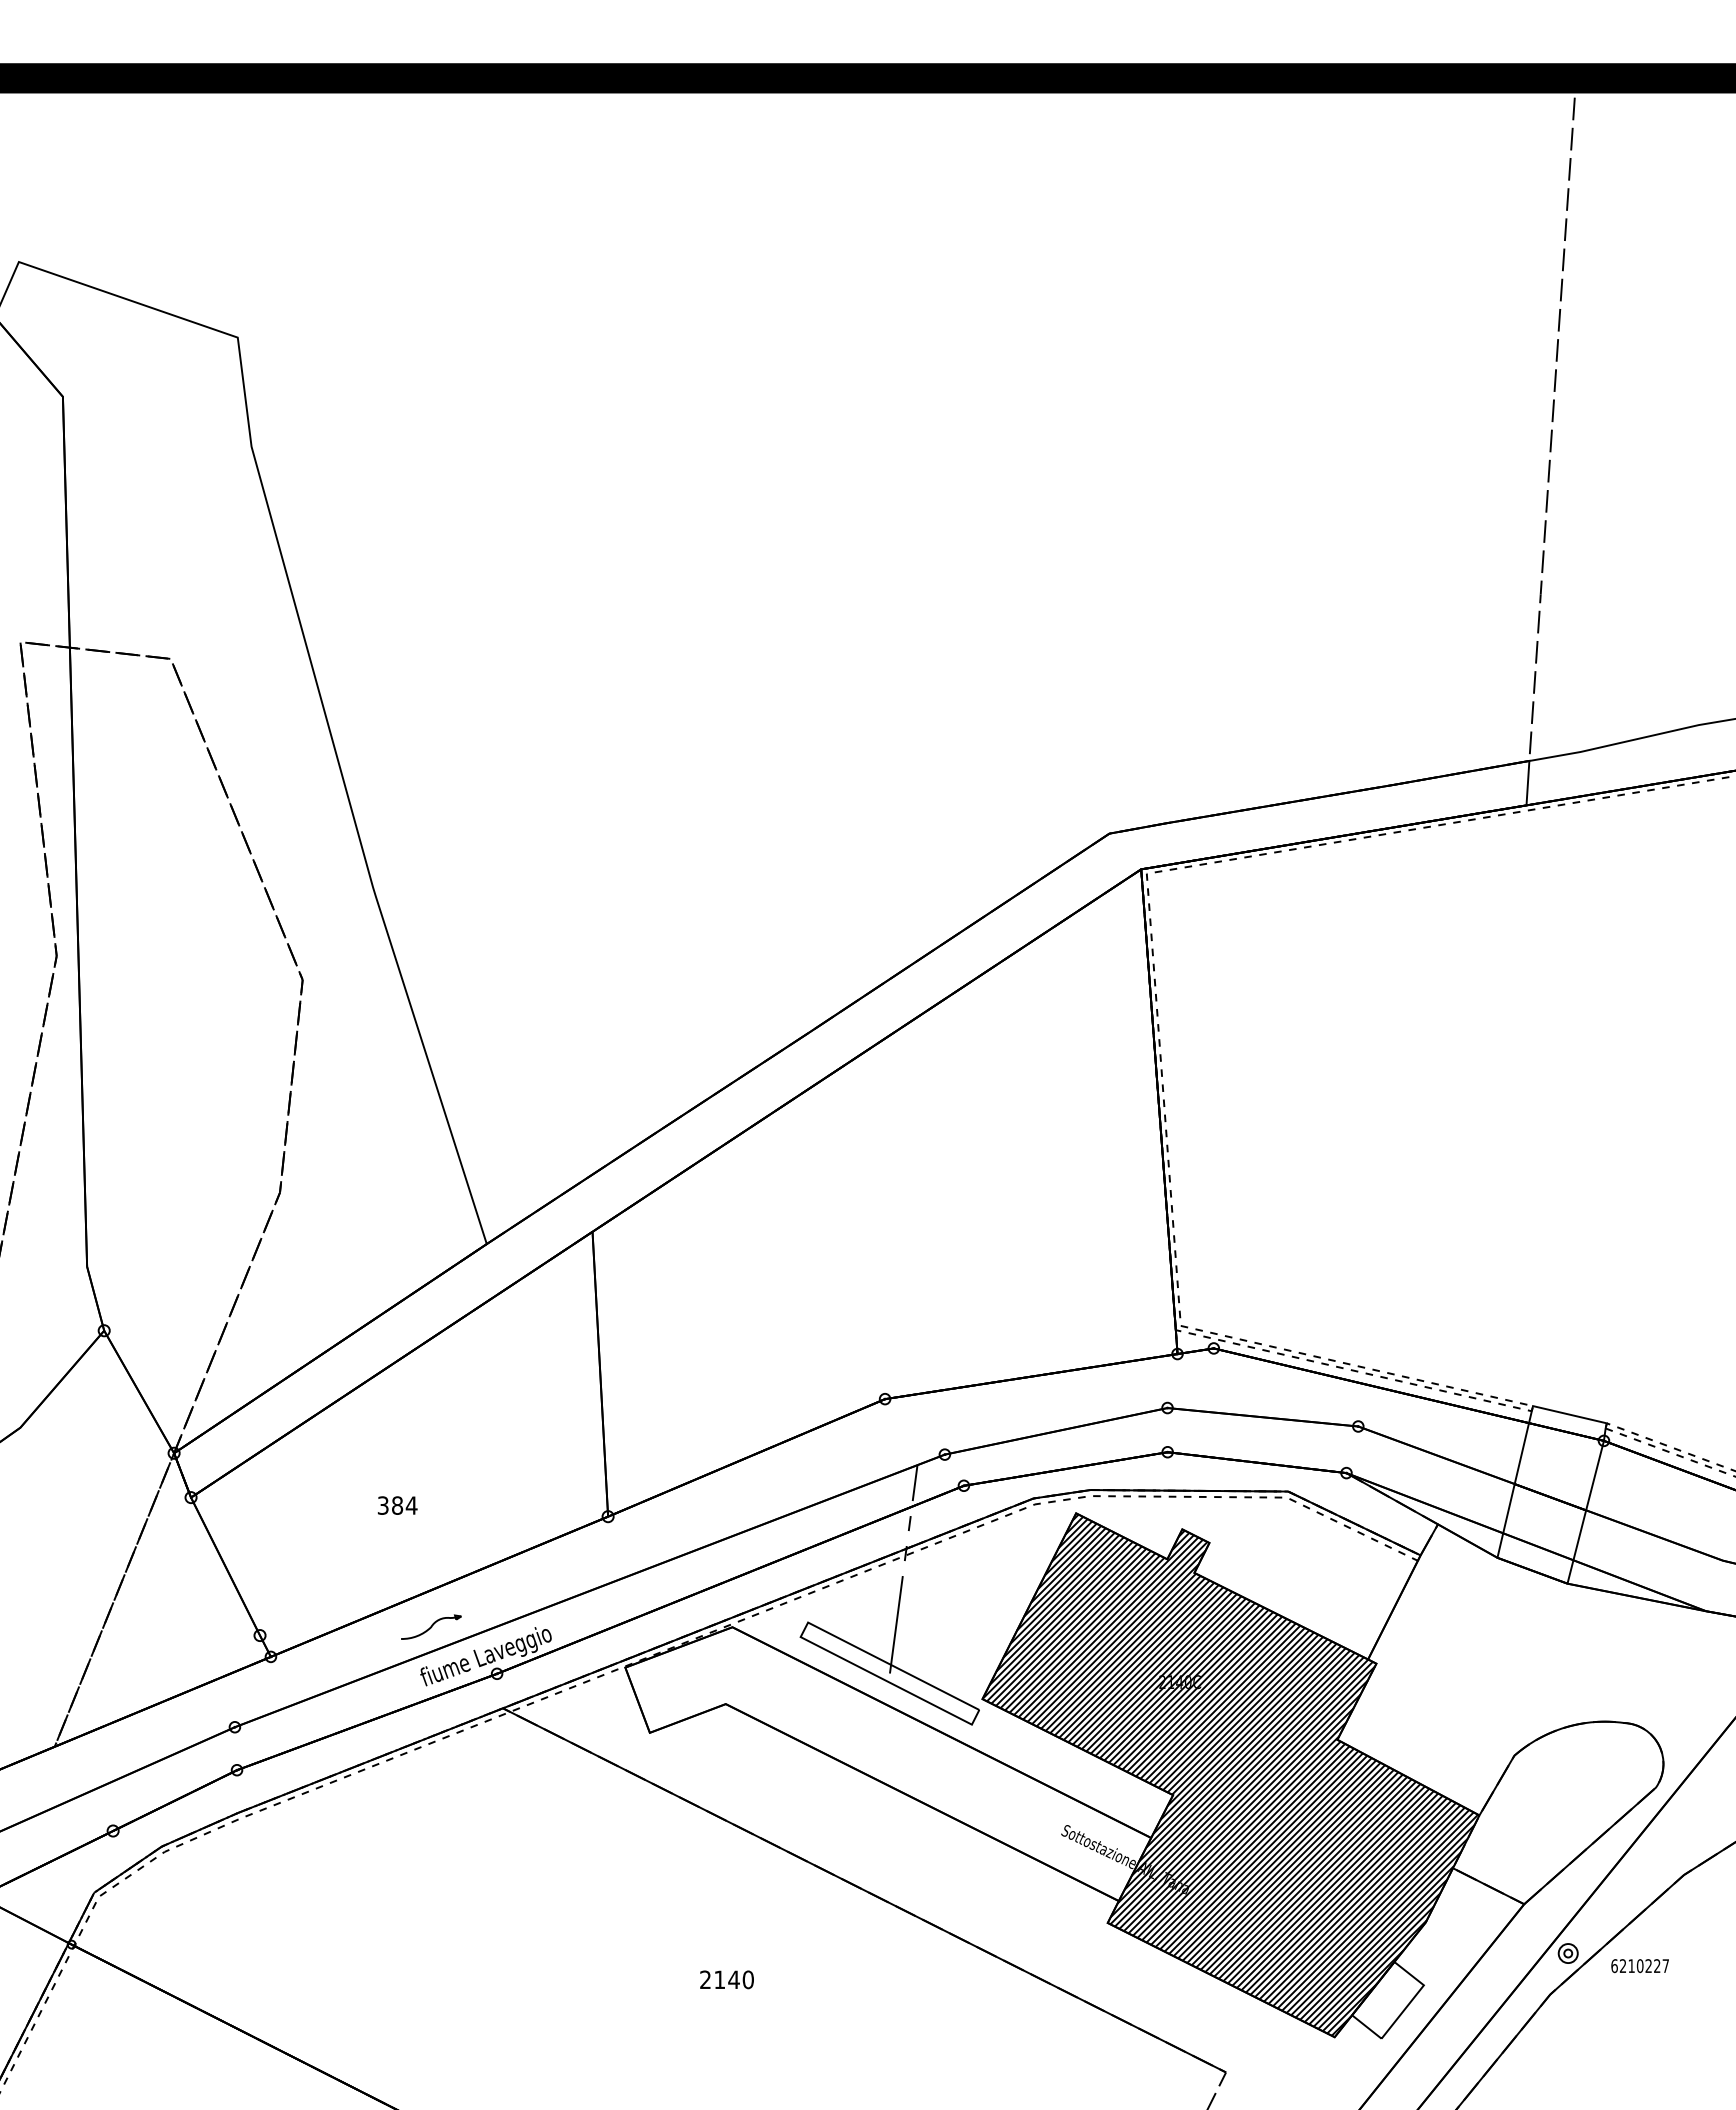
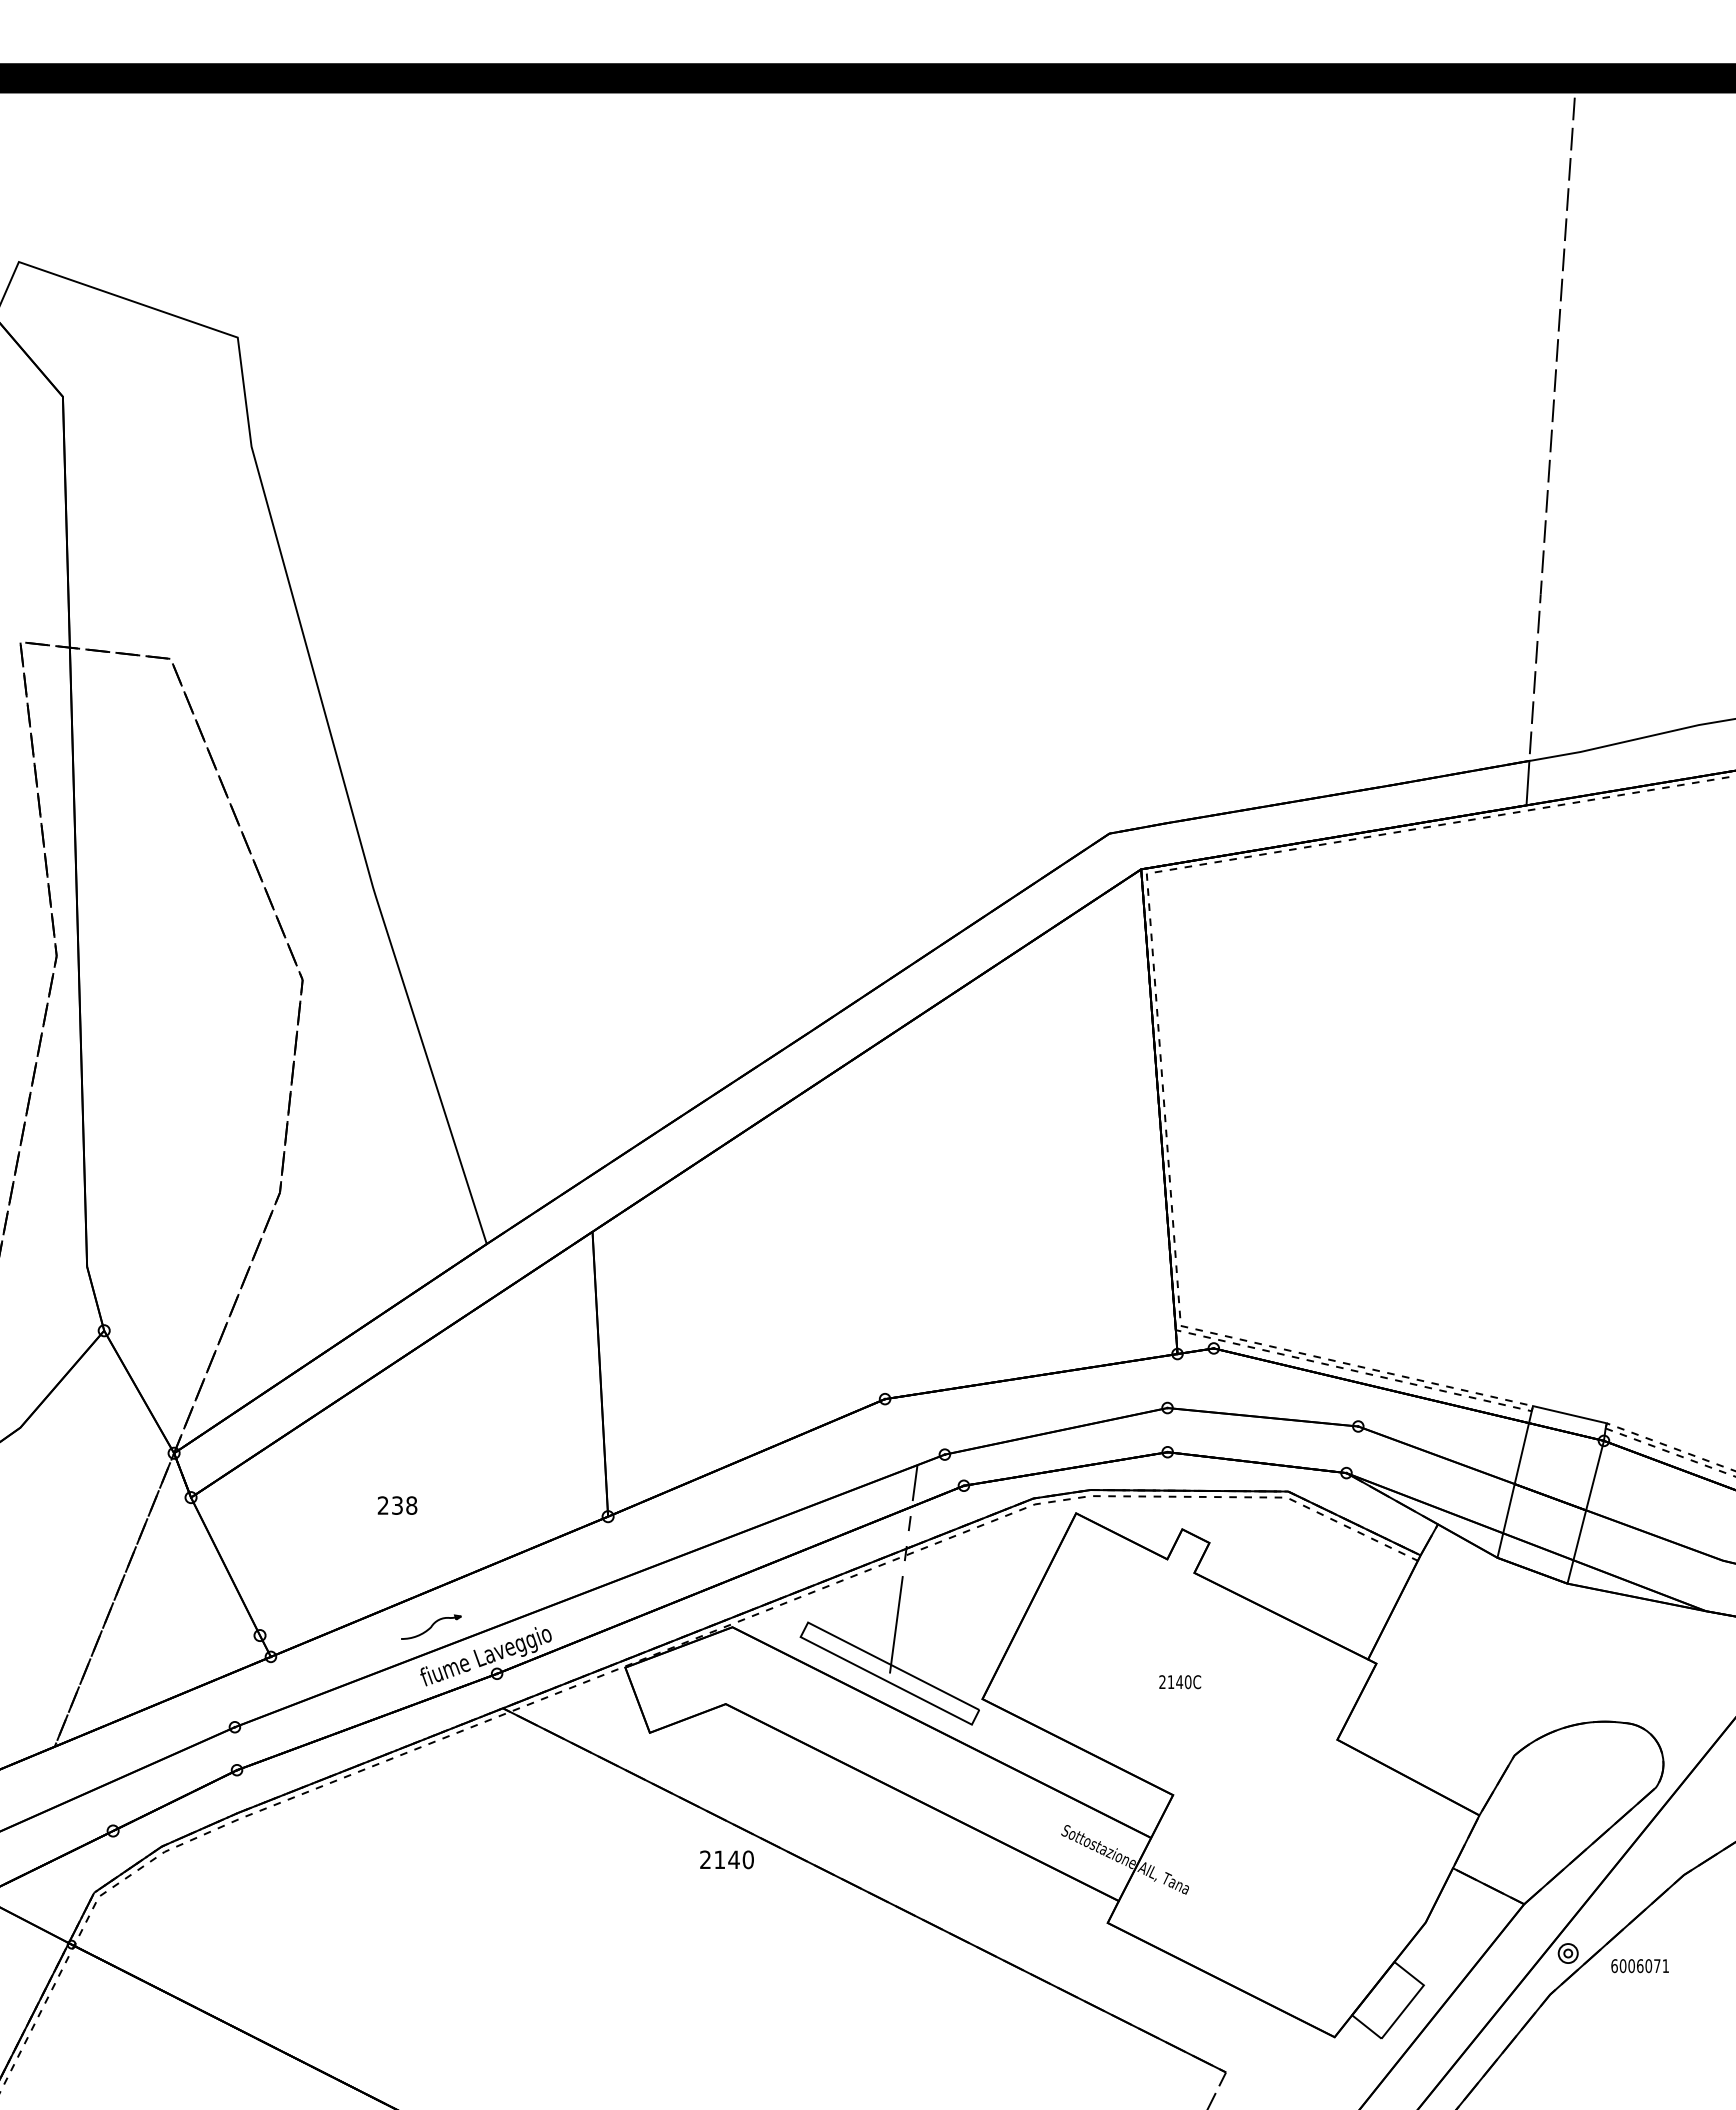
text: 384 -> 238 (397, 1505)
hatch: present -> none (1230, 1774)
text: 6210227 -> 6006071 (1643, 1966)
text position: (726, 1979) -> (726, 1859) (726, 1859)
